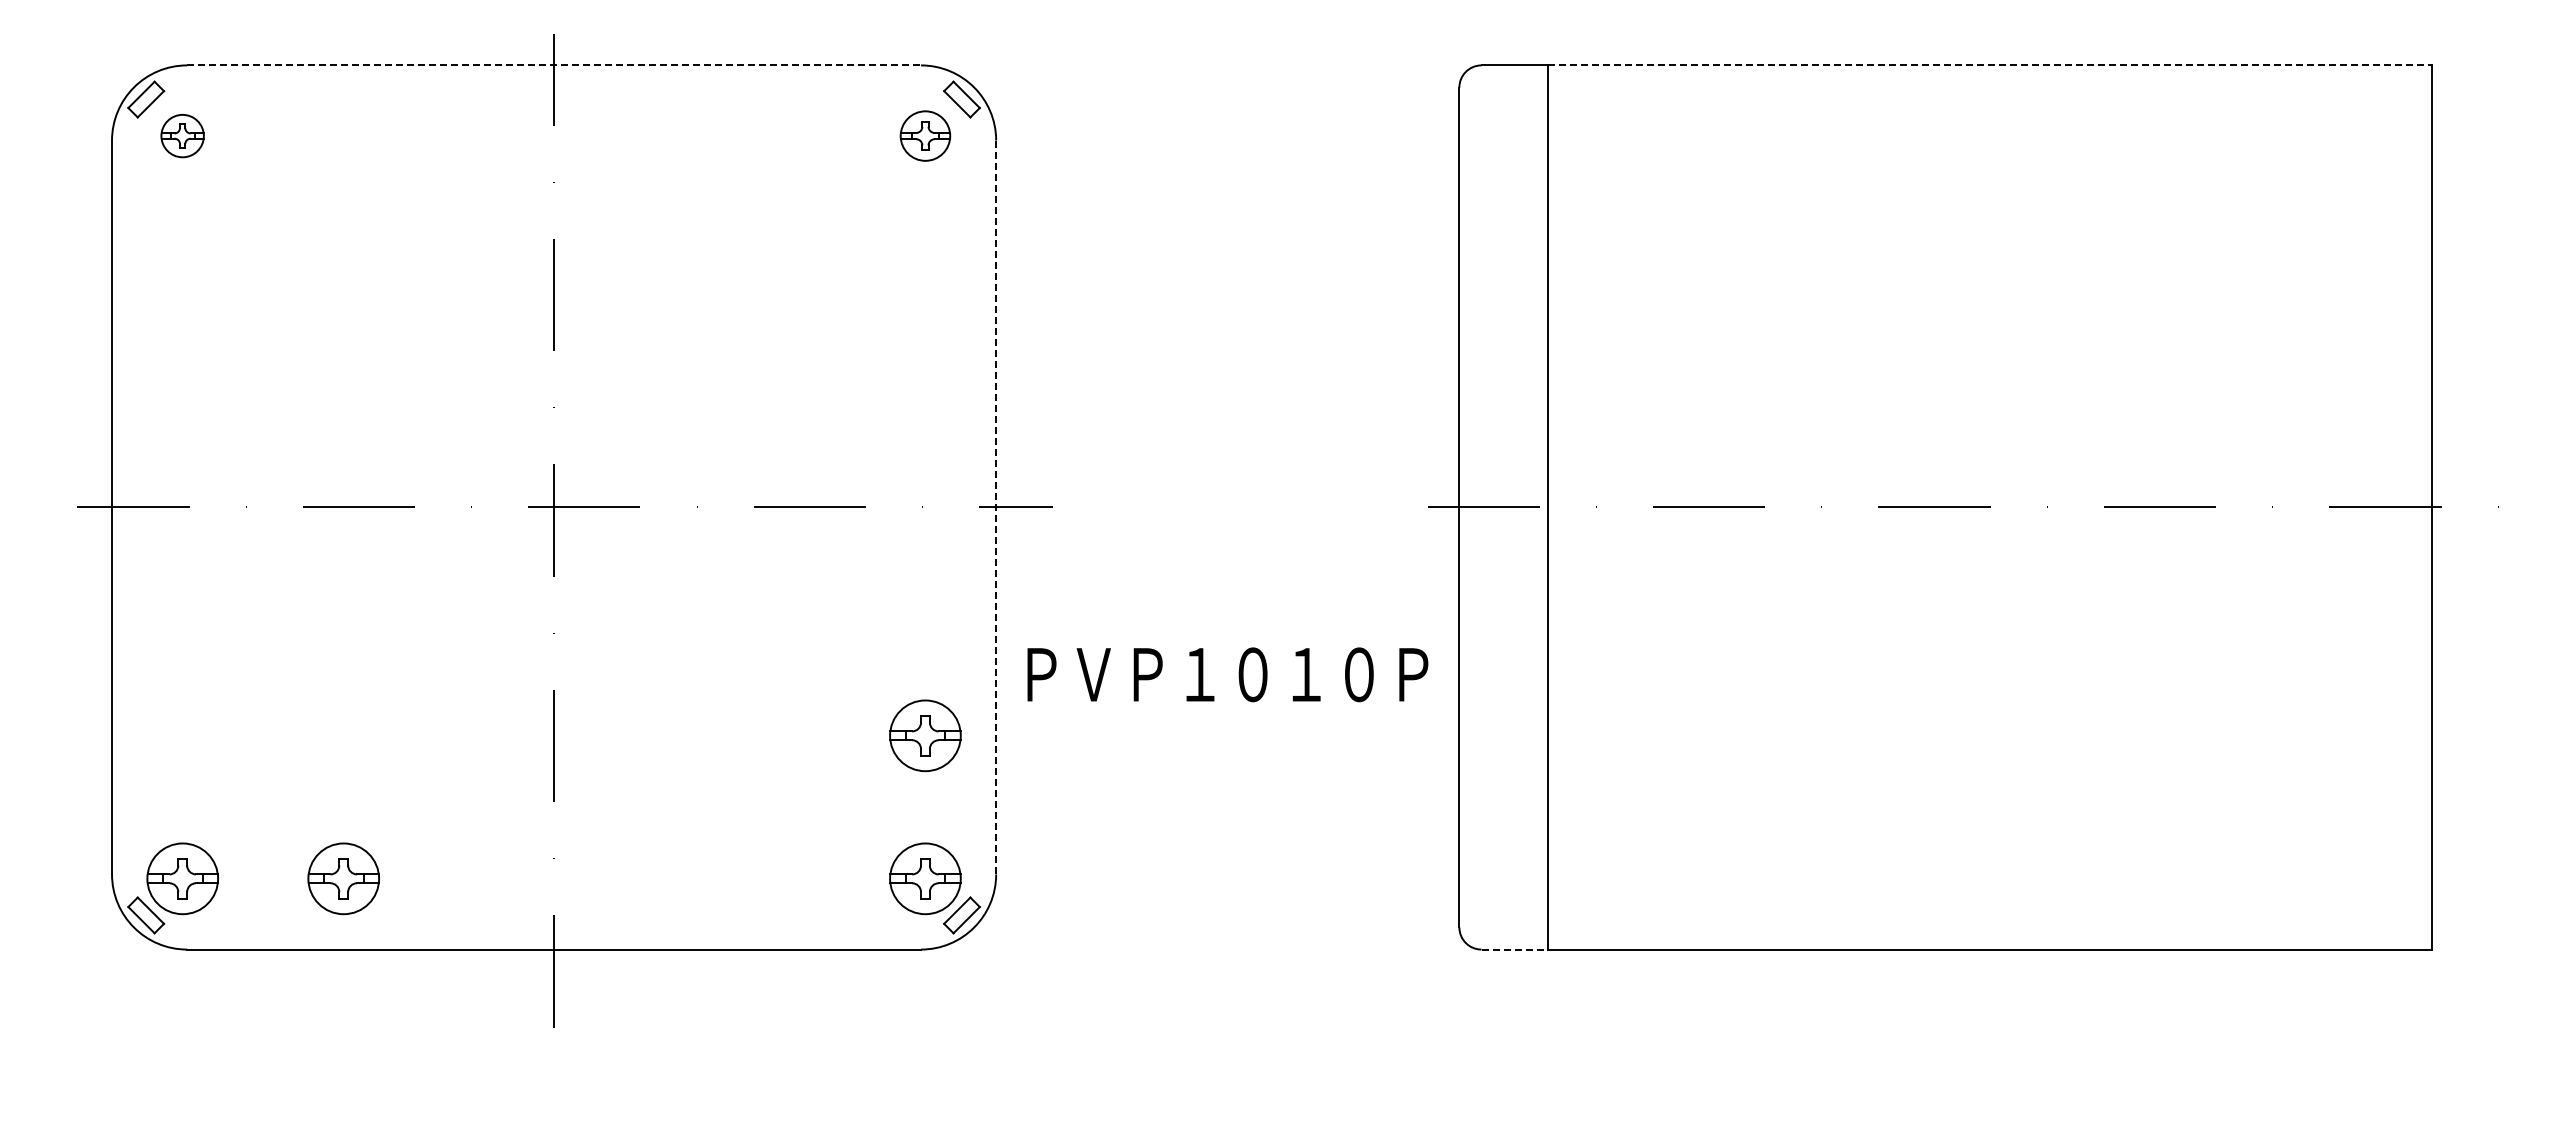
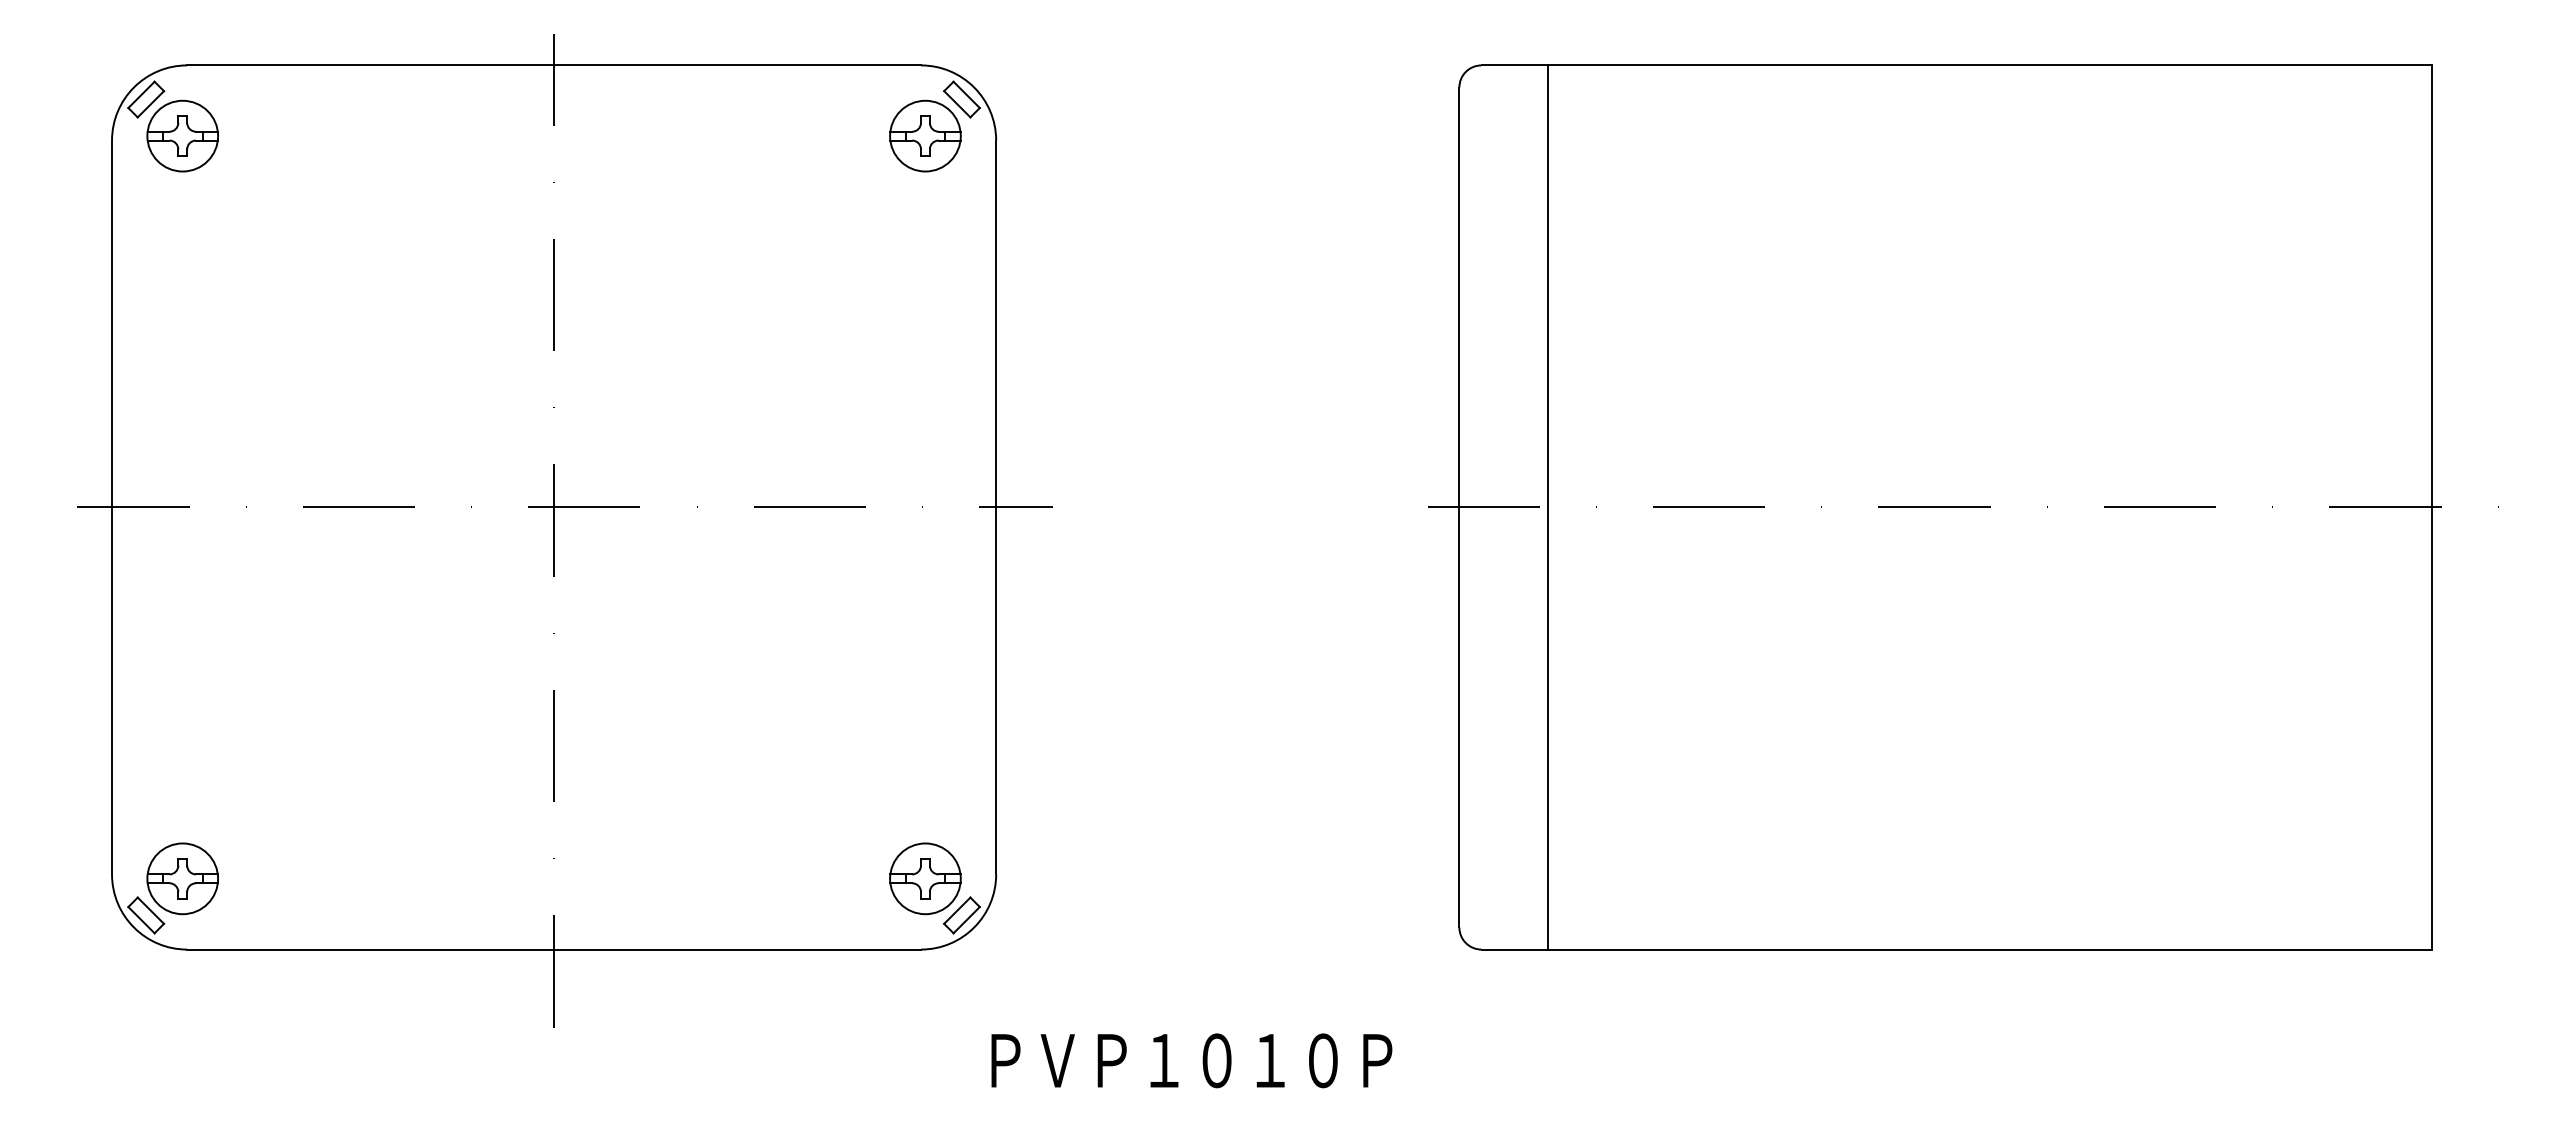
line: dashed -> solid (554, 65)
line: dashed -> solid (1990, 65)
part size: 53x52 px -> 73x74 px (925, 135)
part size: 45x45 px -> 73x74 px (182, 135)
line: dashed -> solid (996, 507)
text position: (1227, 674) -> (1191, 1060) (1191, 1060)
part: present -> none (925, 735)
part: present -> none (343, 878)
line: dashed -> solid (1515, 949)
